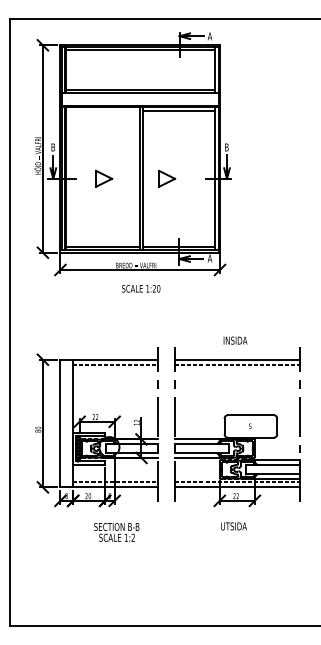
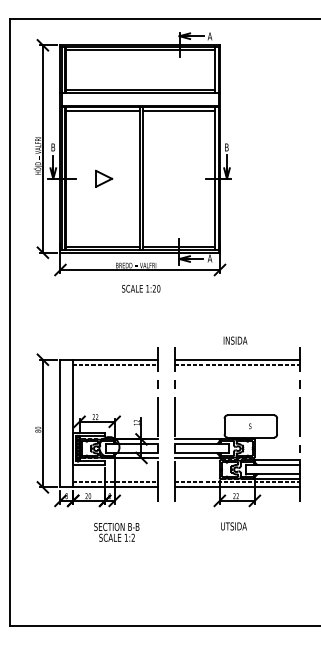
line: none -> present (102, 110)
part: present -> none (167, 178)
